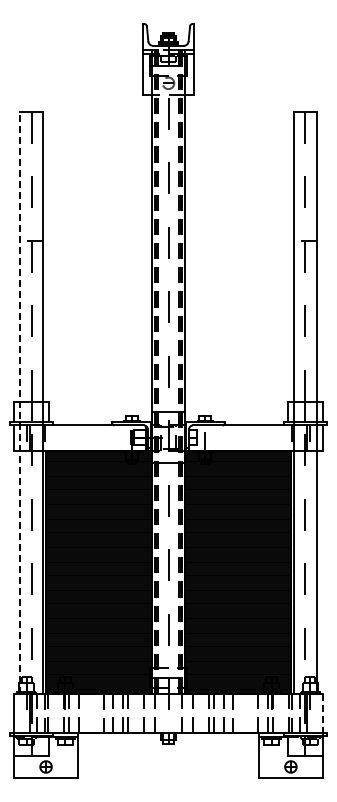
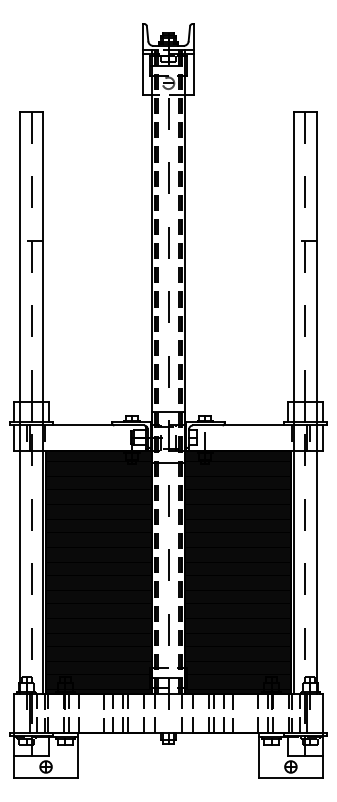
line: dashed -> solid (19, 402)
line: dashed -> solid (323, 714)
